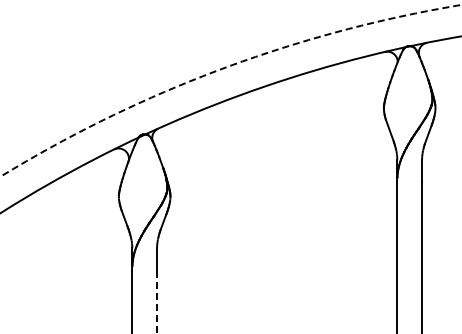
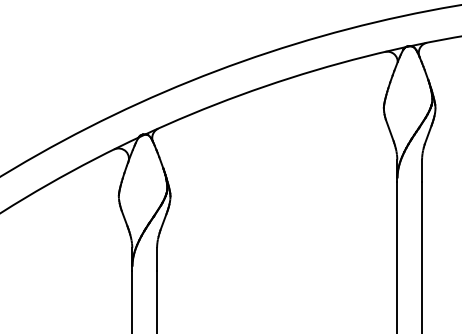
arc: dashed -> solid (221, 69)
line: dashed -> solid (157, 302)
